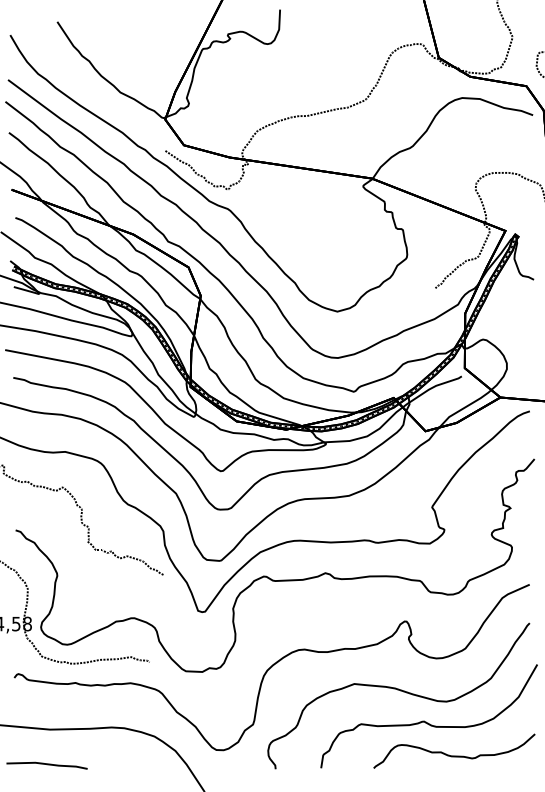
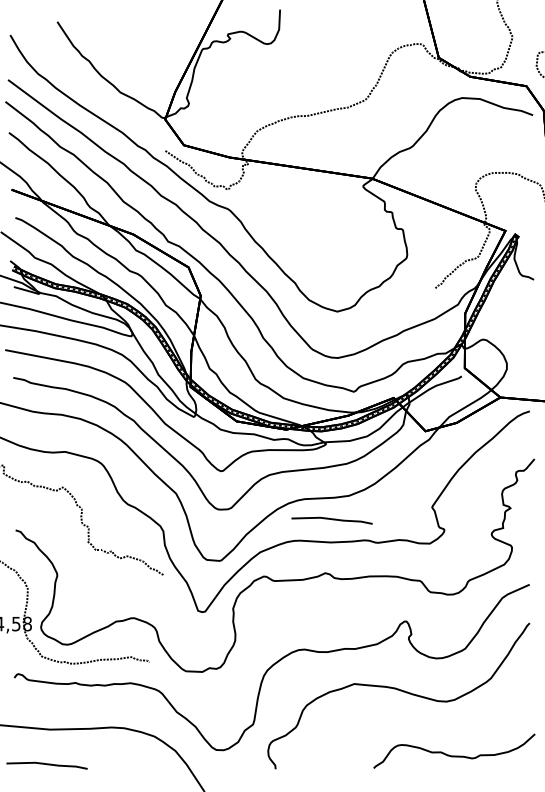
line: none -> present (331, 519)
curve: present -> none (426, 721)
